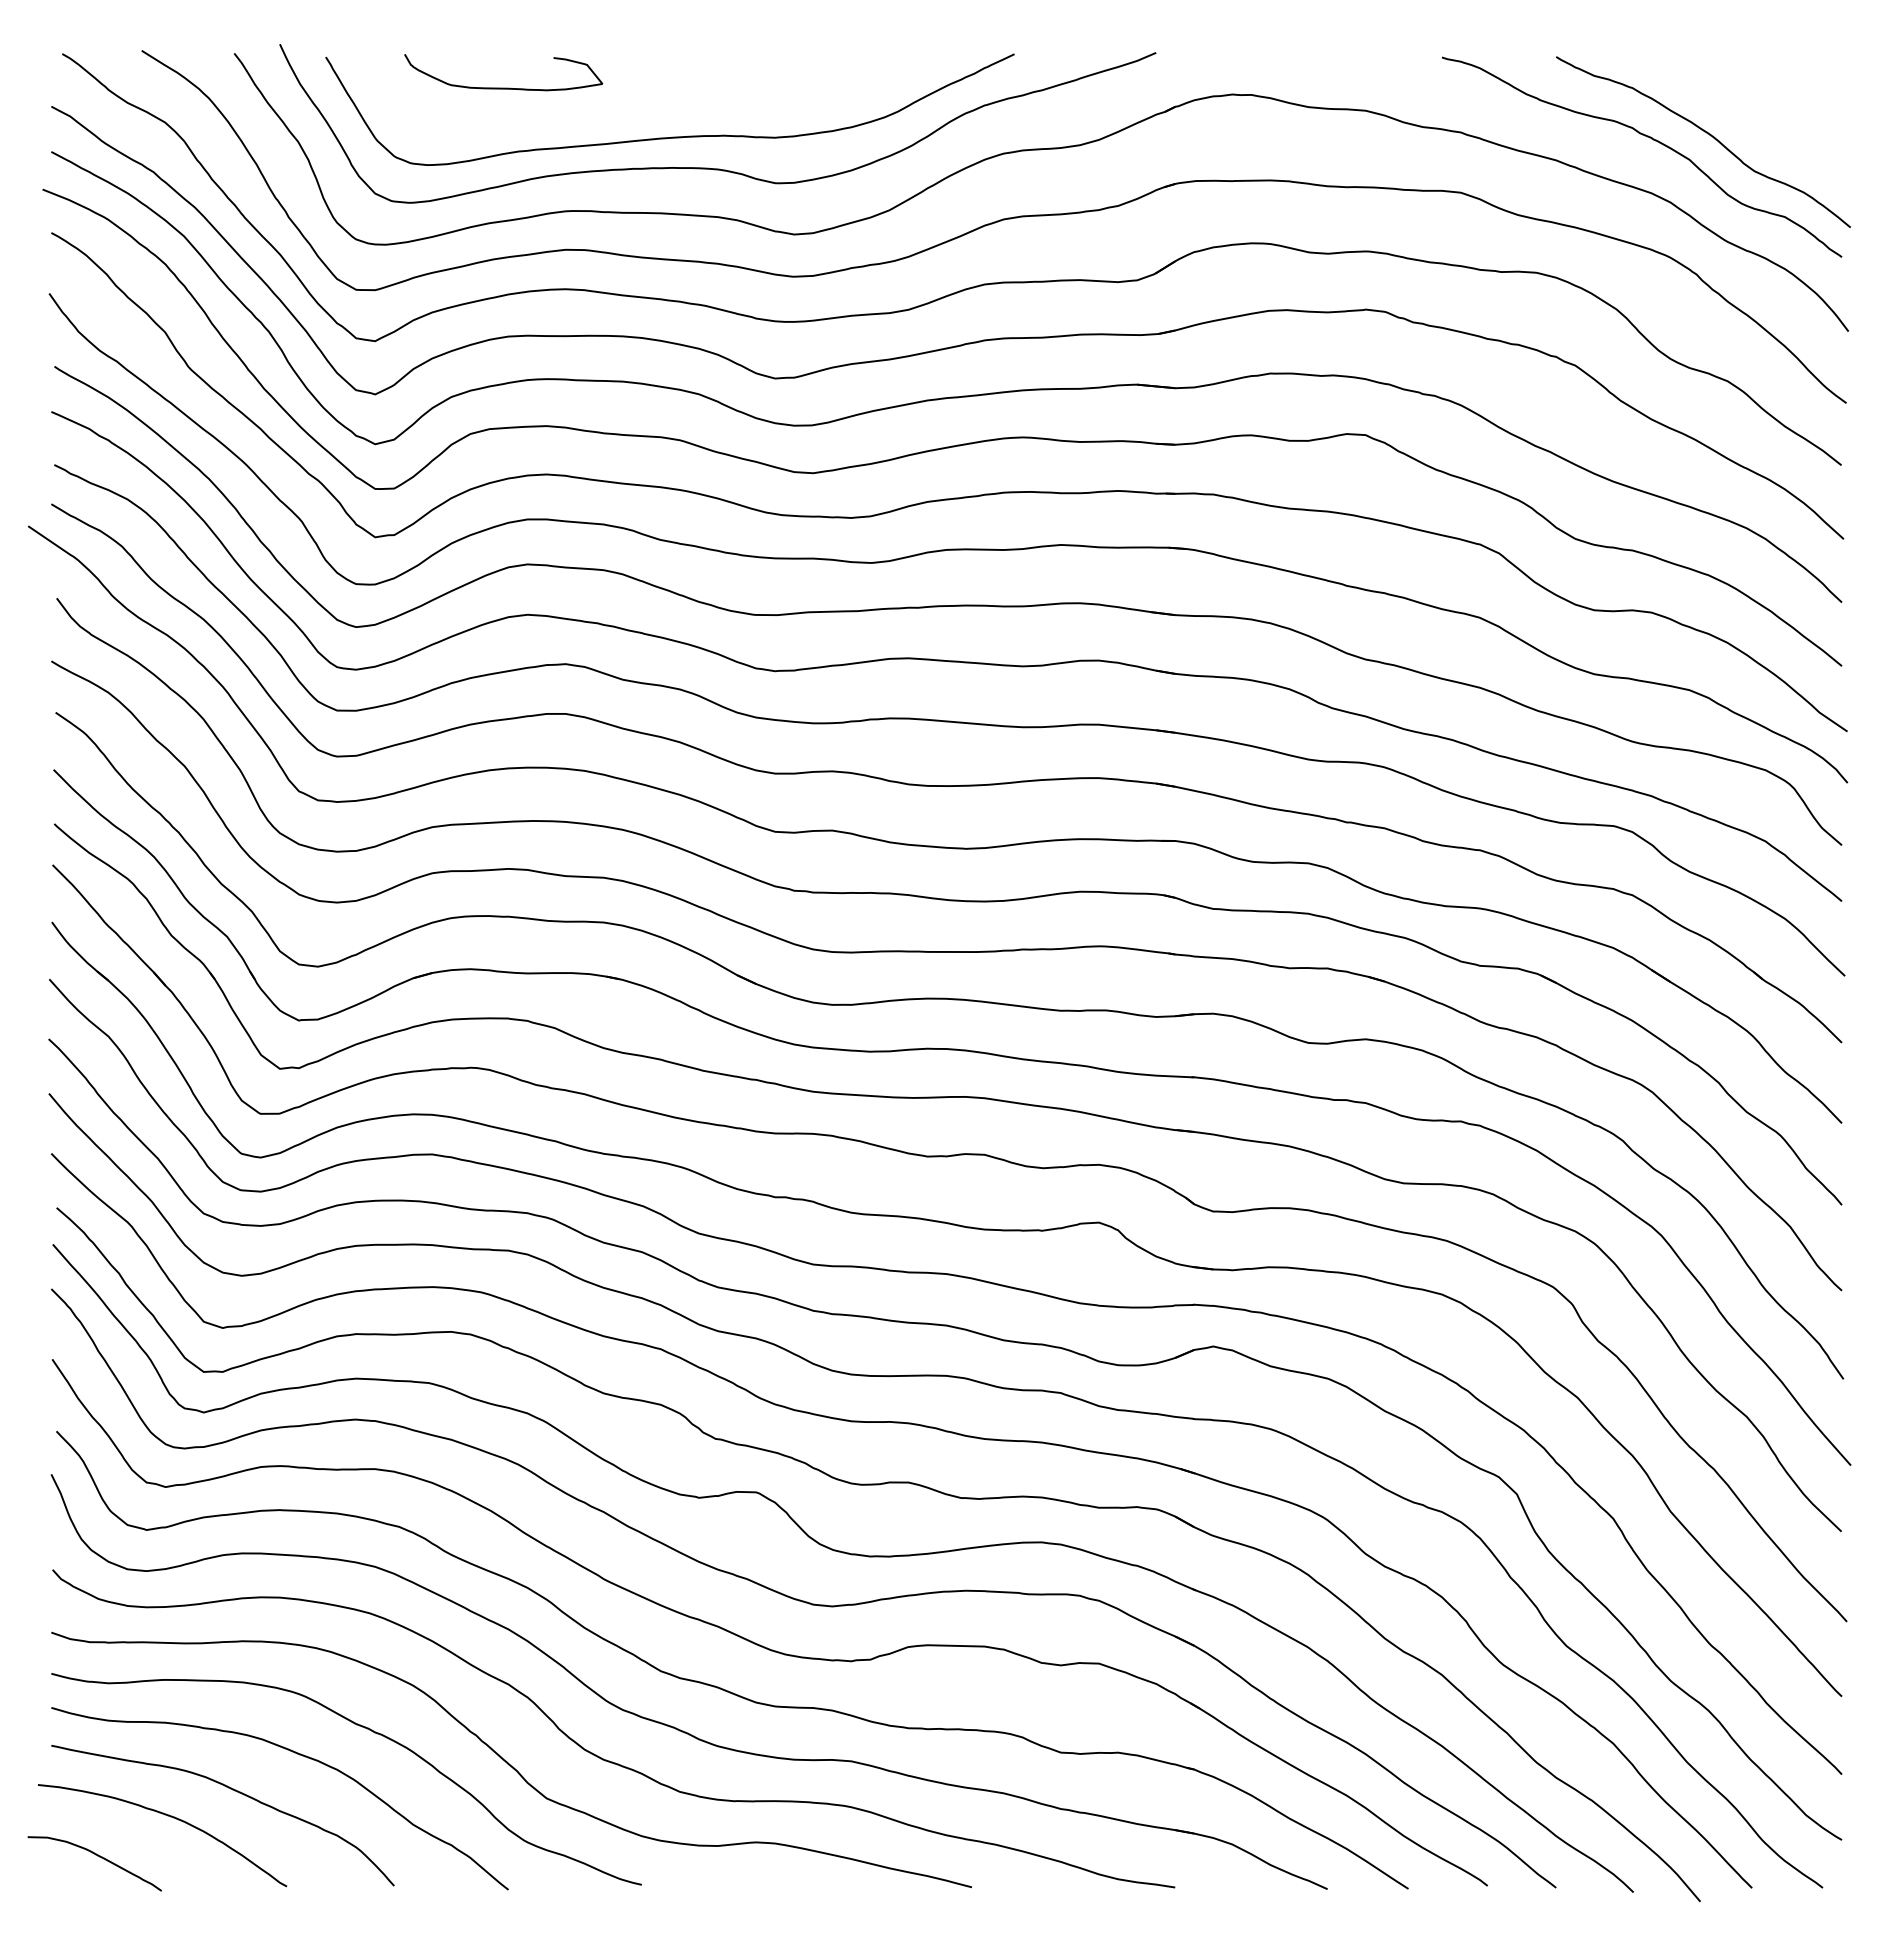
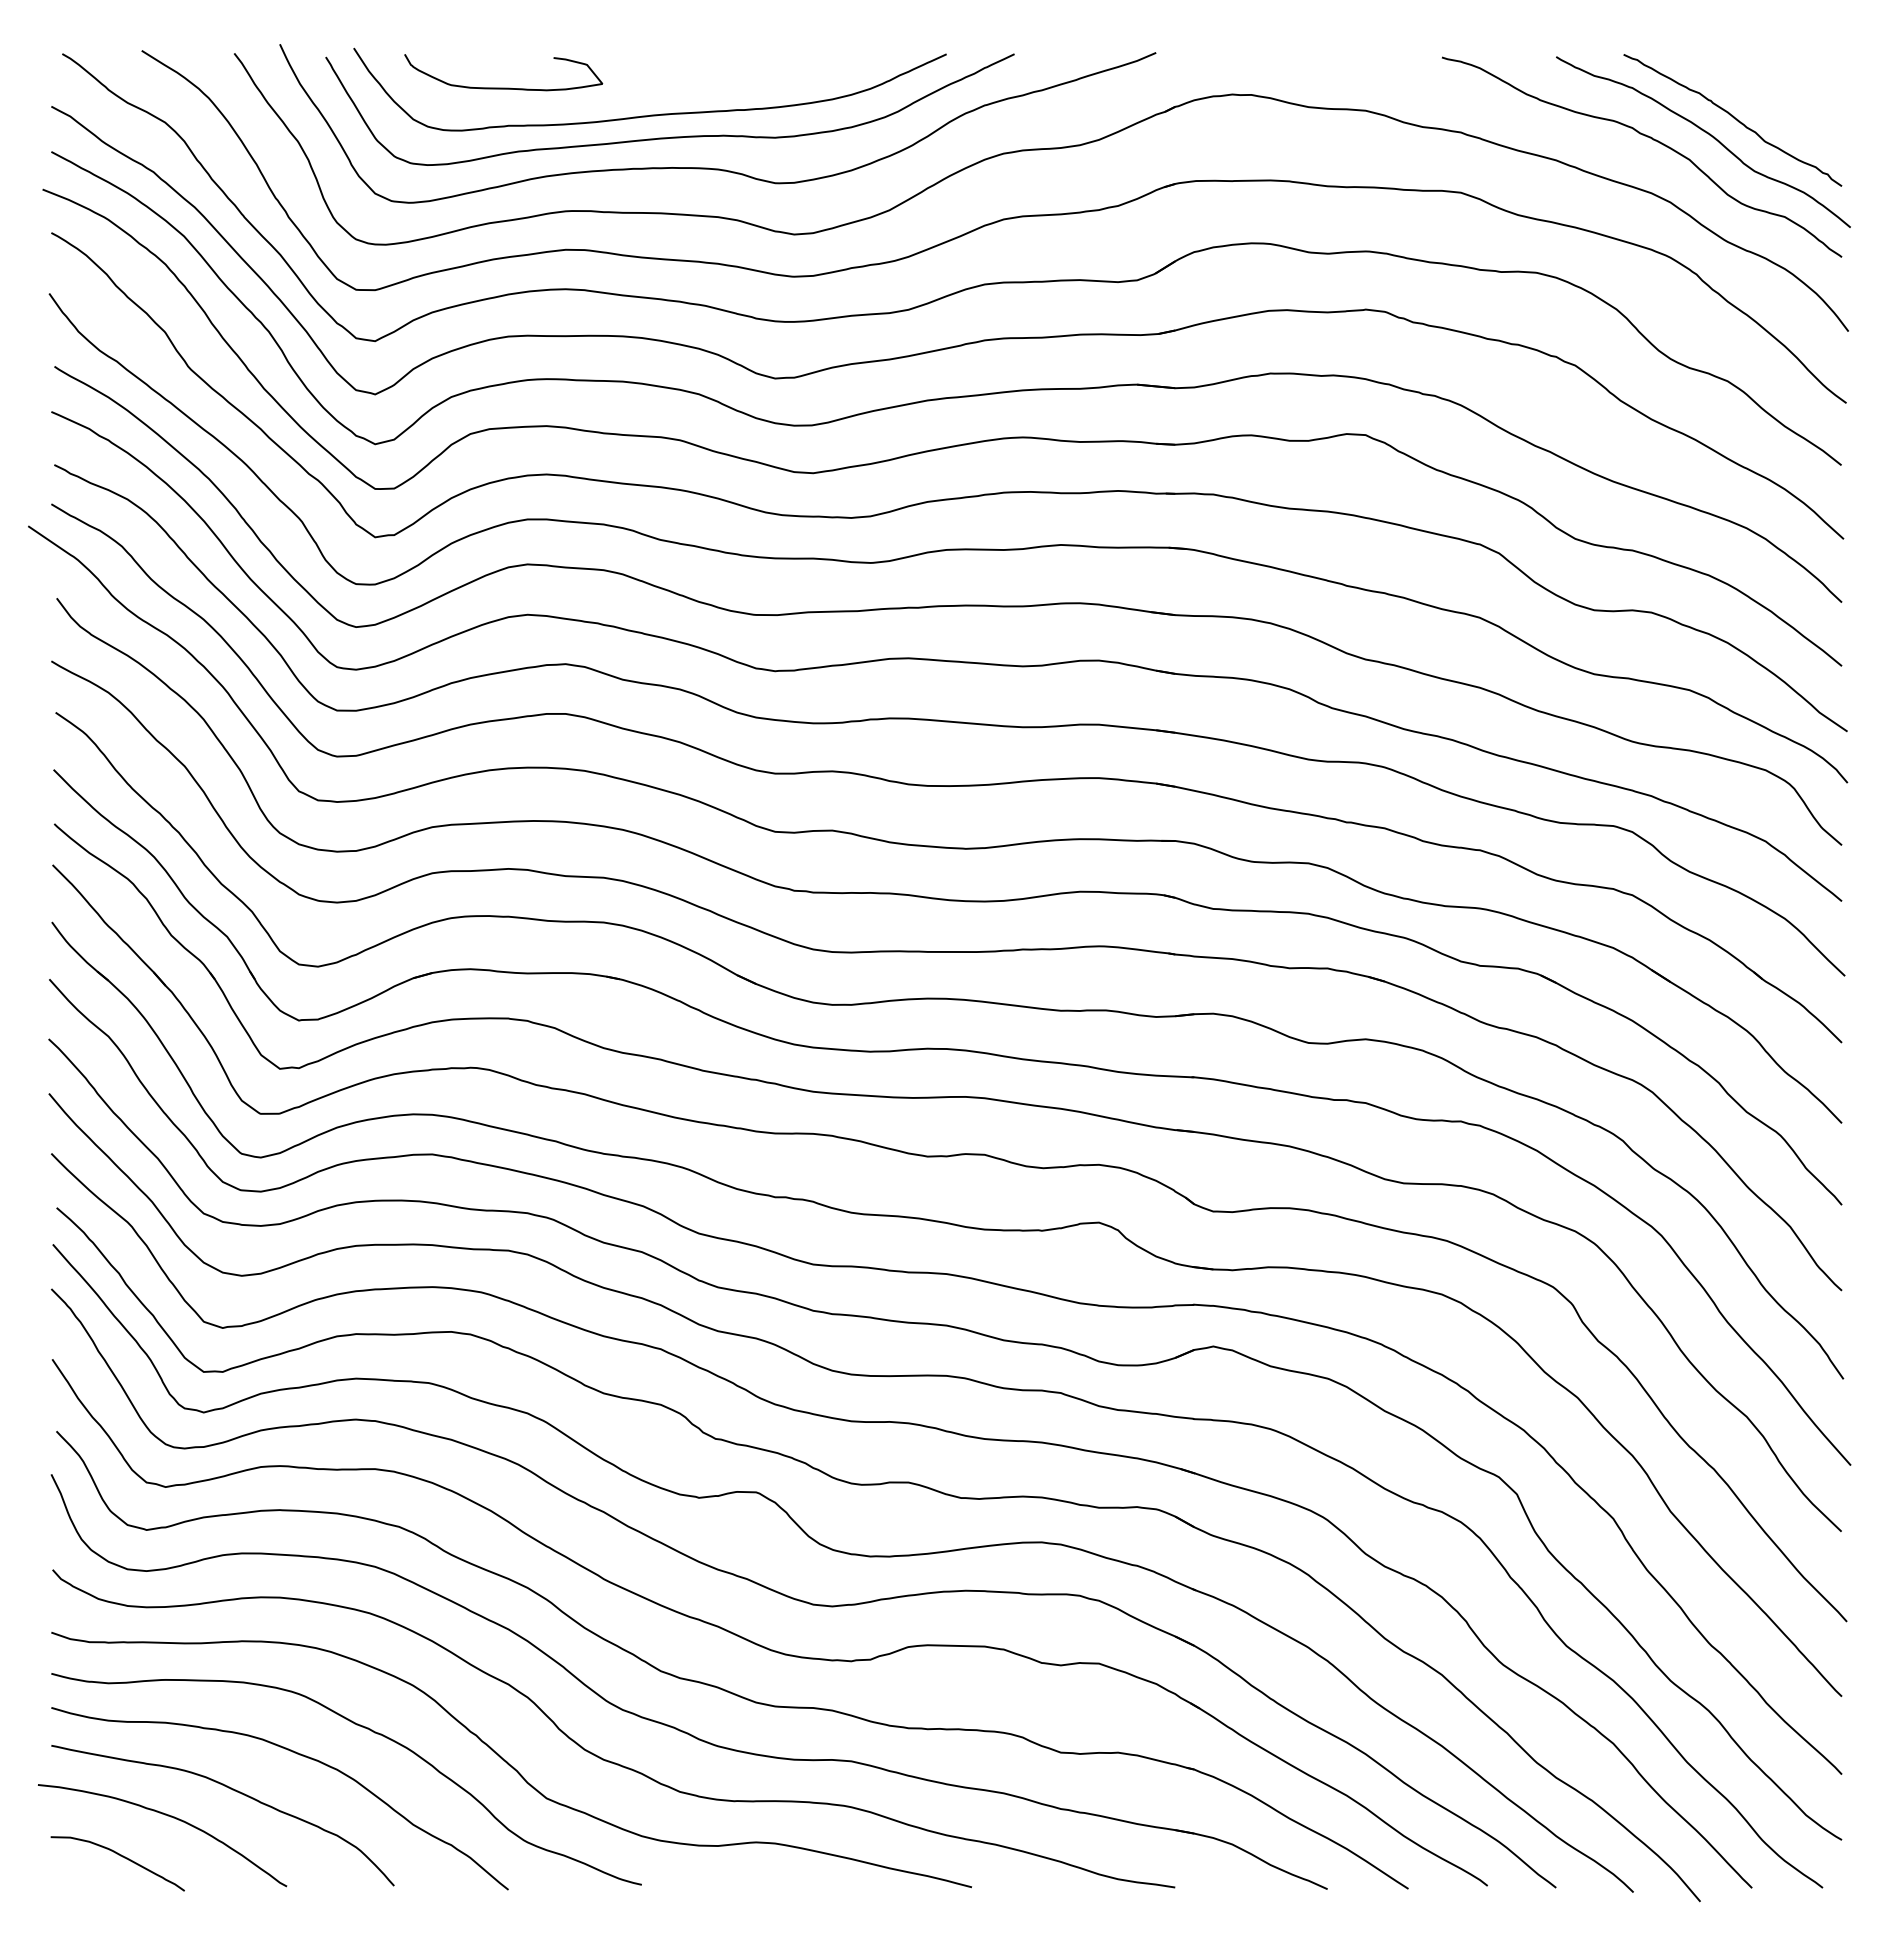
curve: none -> present (650, 114)
curve: none -> present (1733, 118)
curve position: (97, 1856) -> (120, 1856) (120, 1856)
